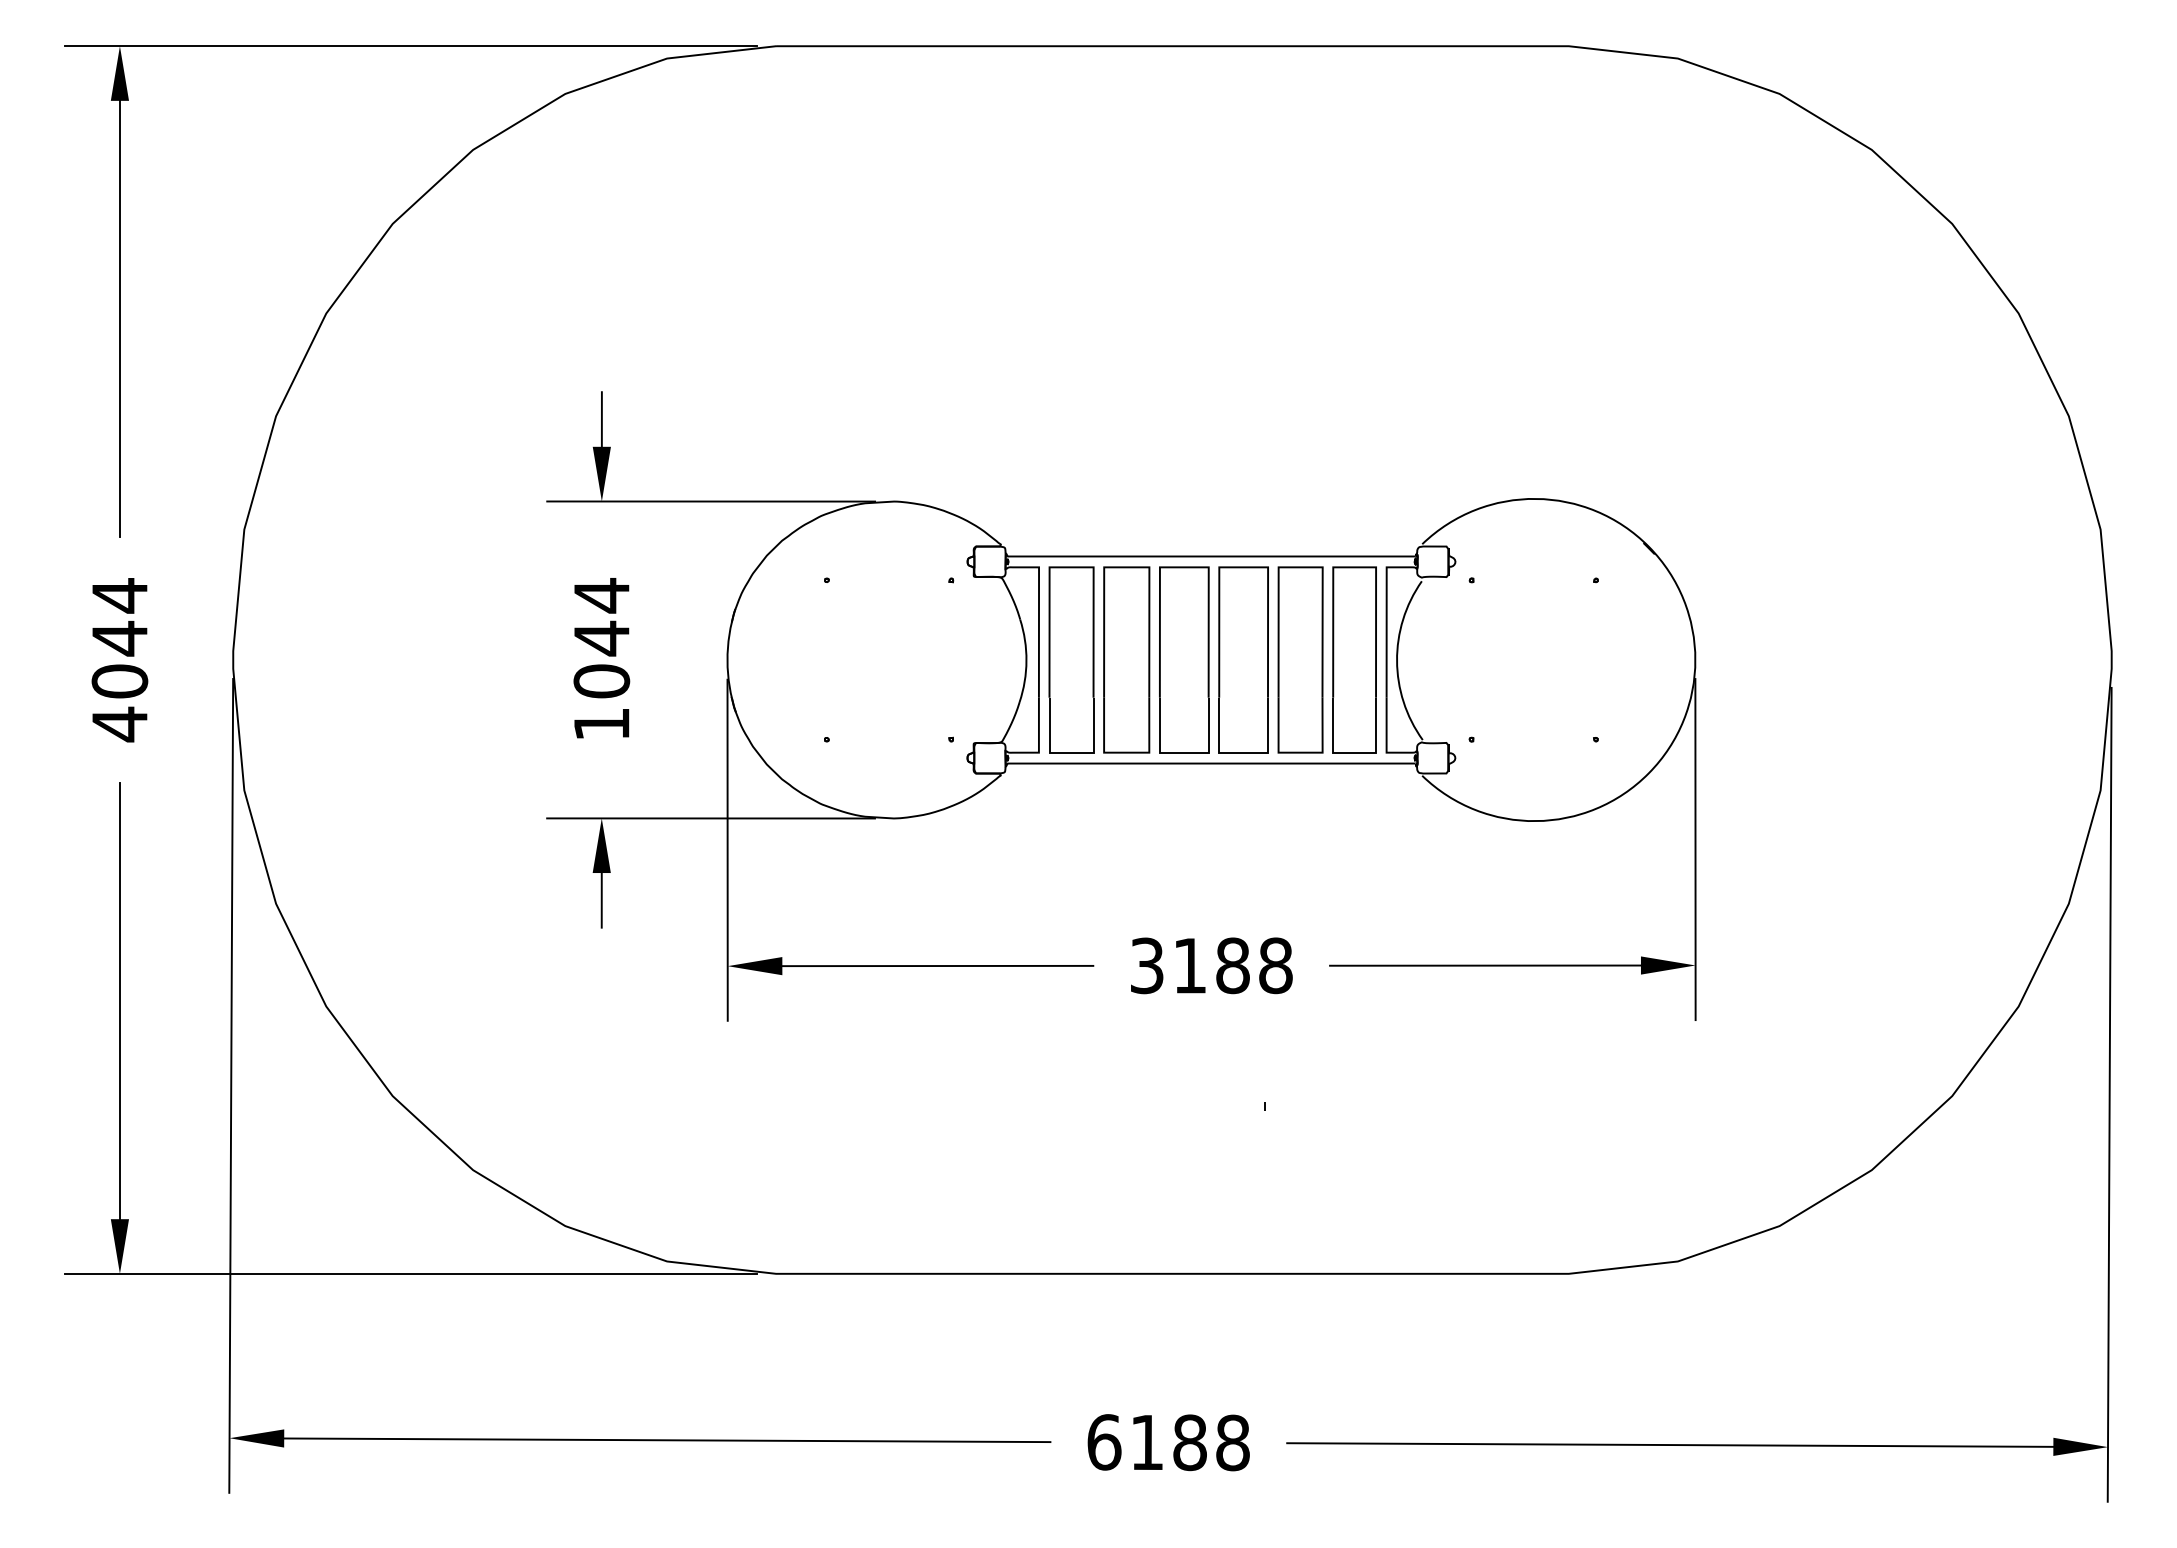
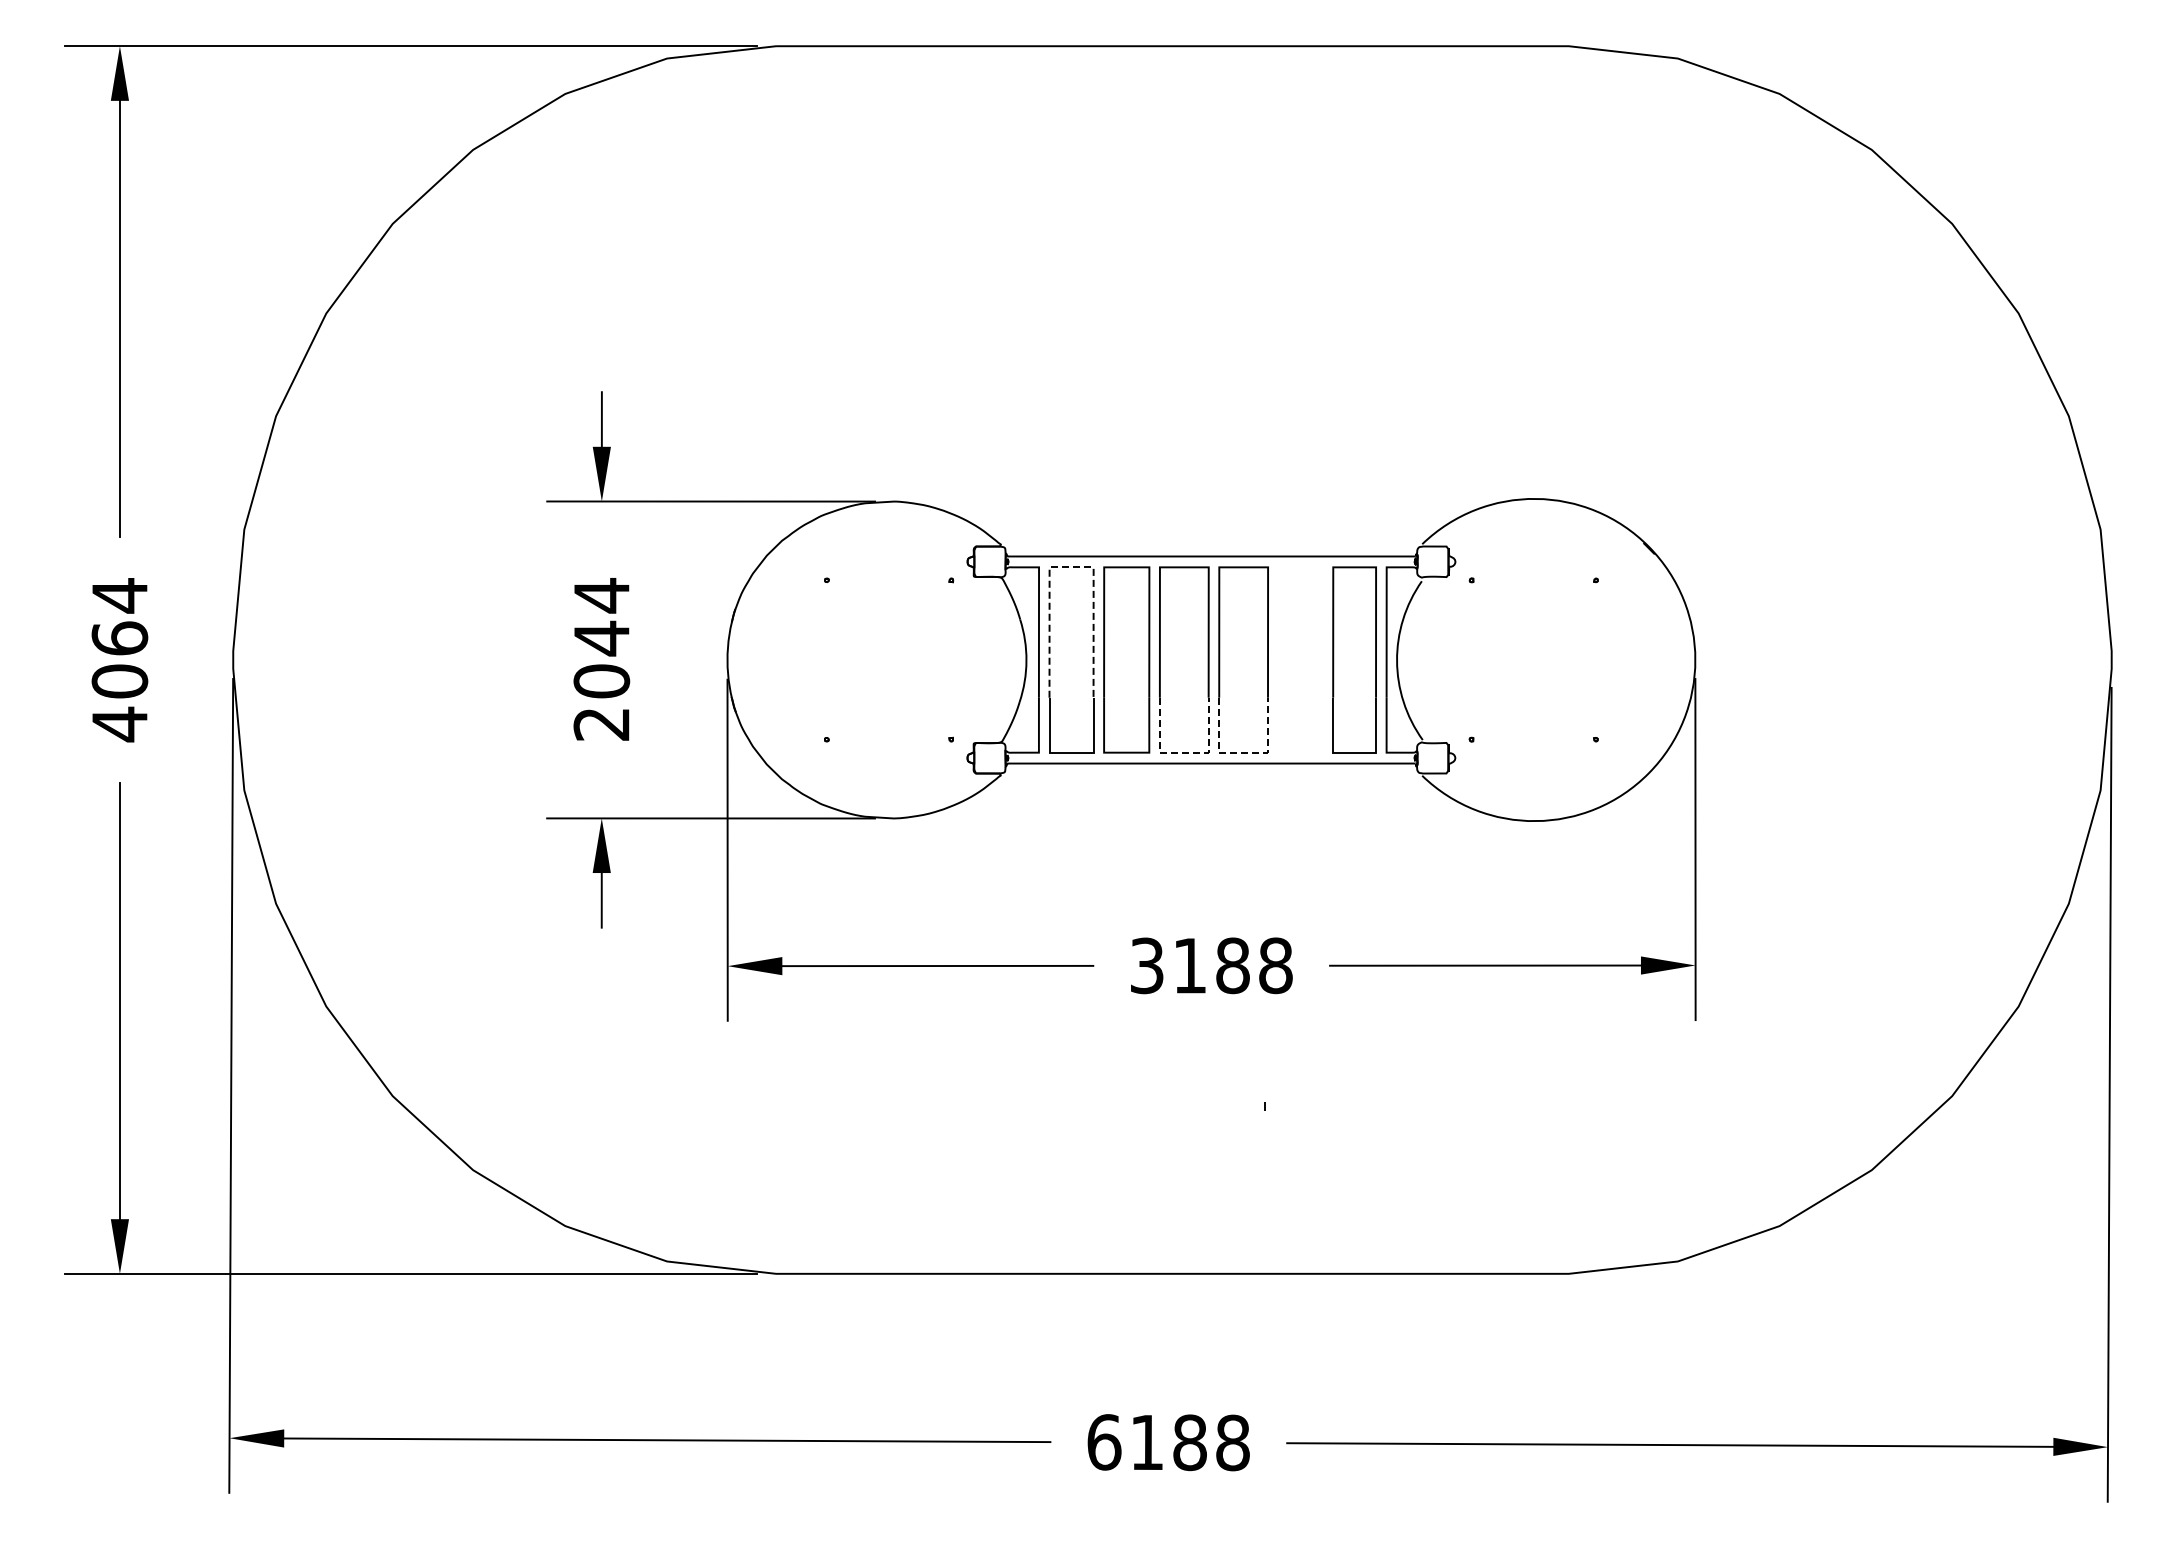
line: solid -> dashed (1072, 567)
text: 4044 -> 4064 (119, 638)
part: present -> none (1300, 659)
text: 1044 -> 2044 (601, 724)
line: solid -> dashed (1184, 752)
line: solid -> dashed (1244, 752)
